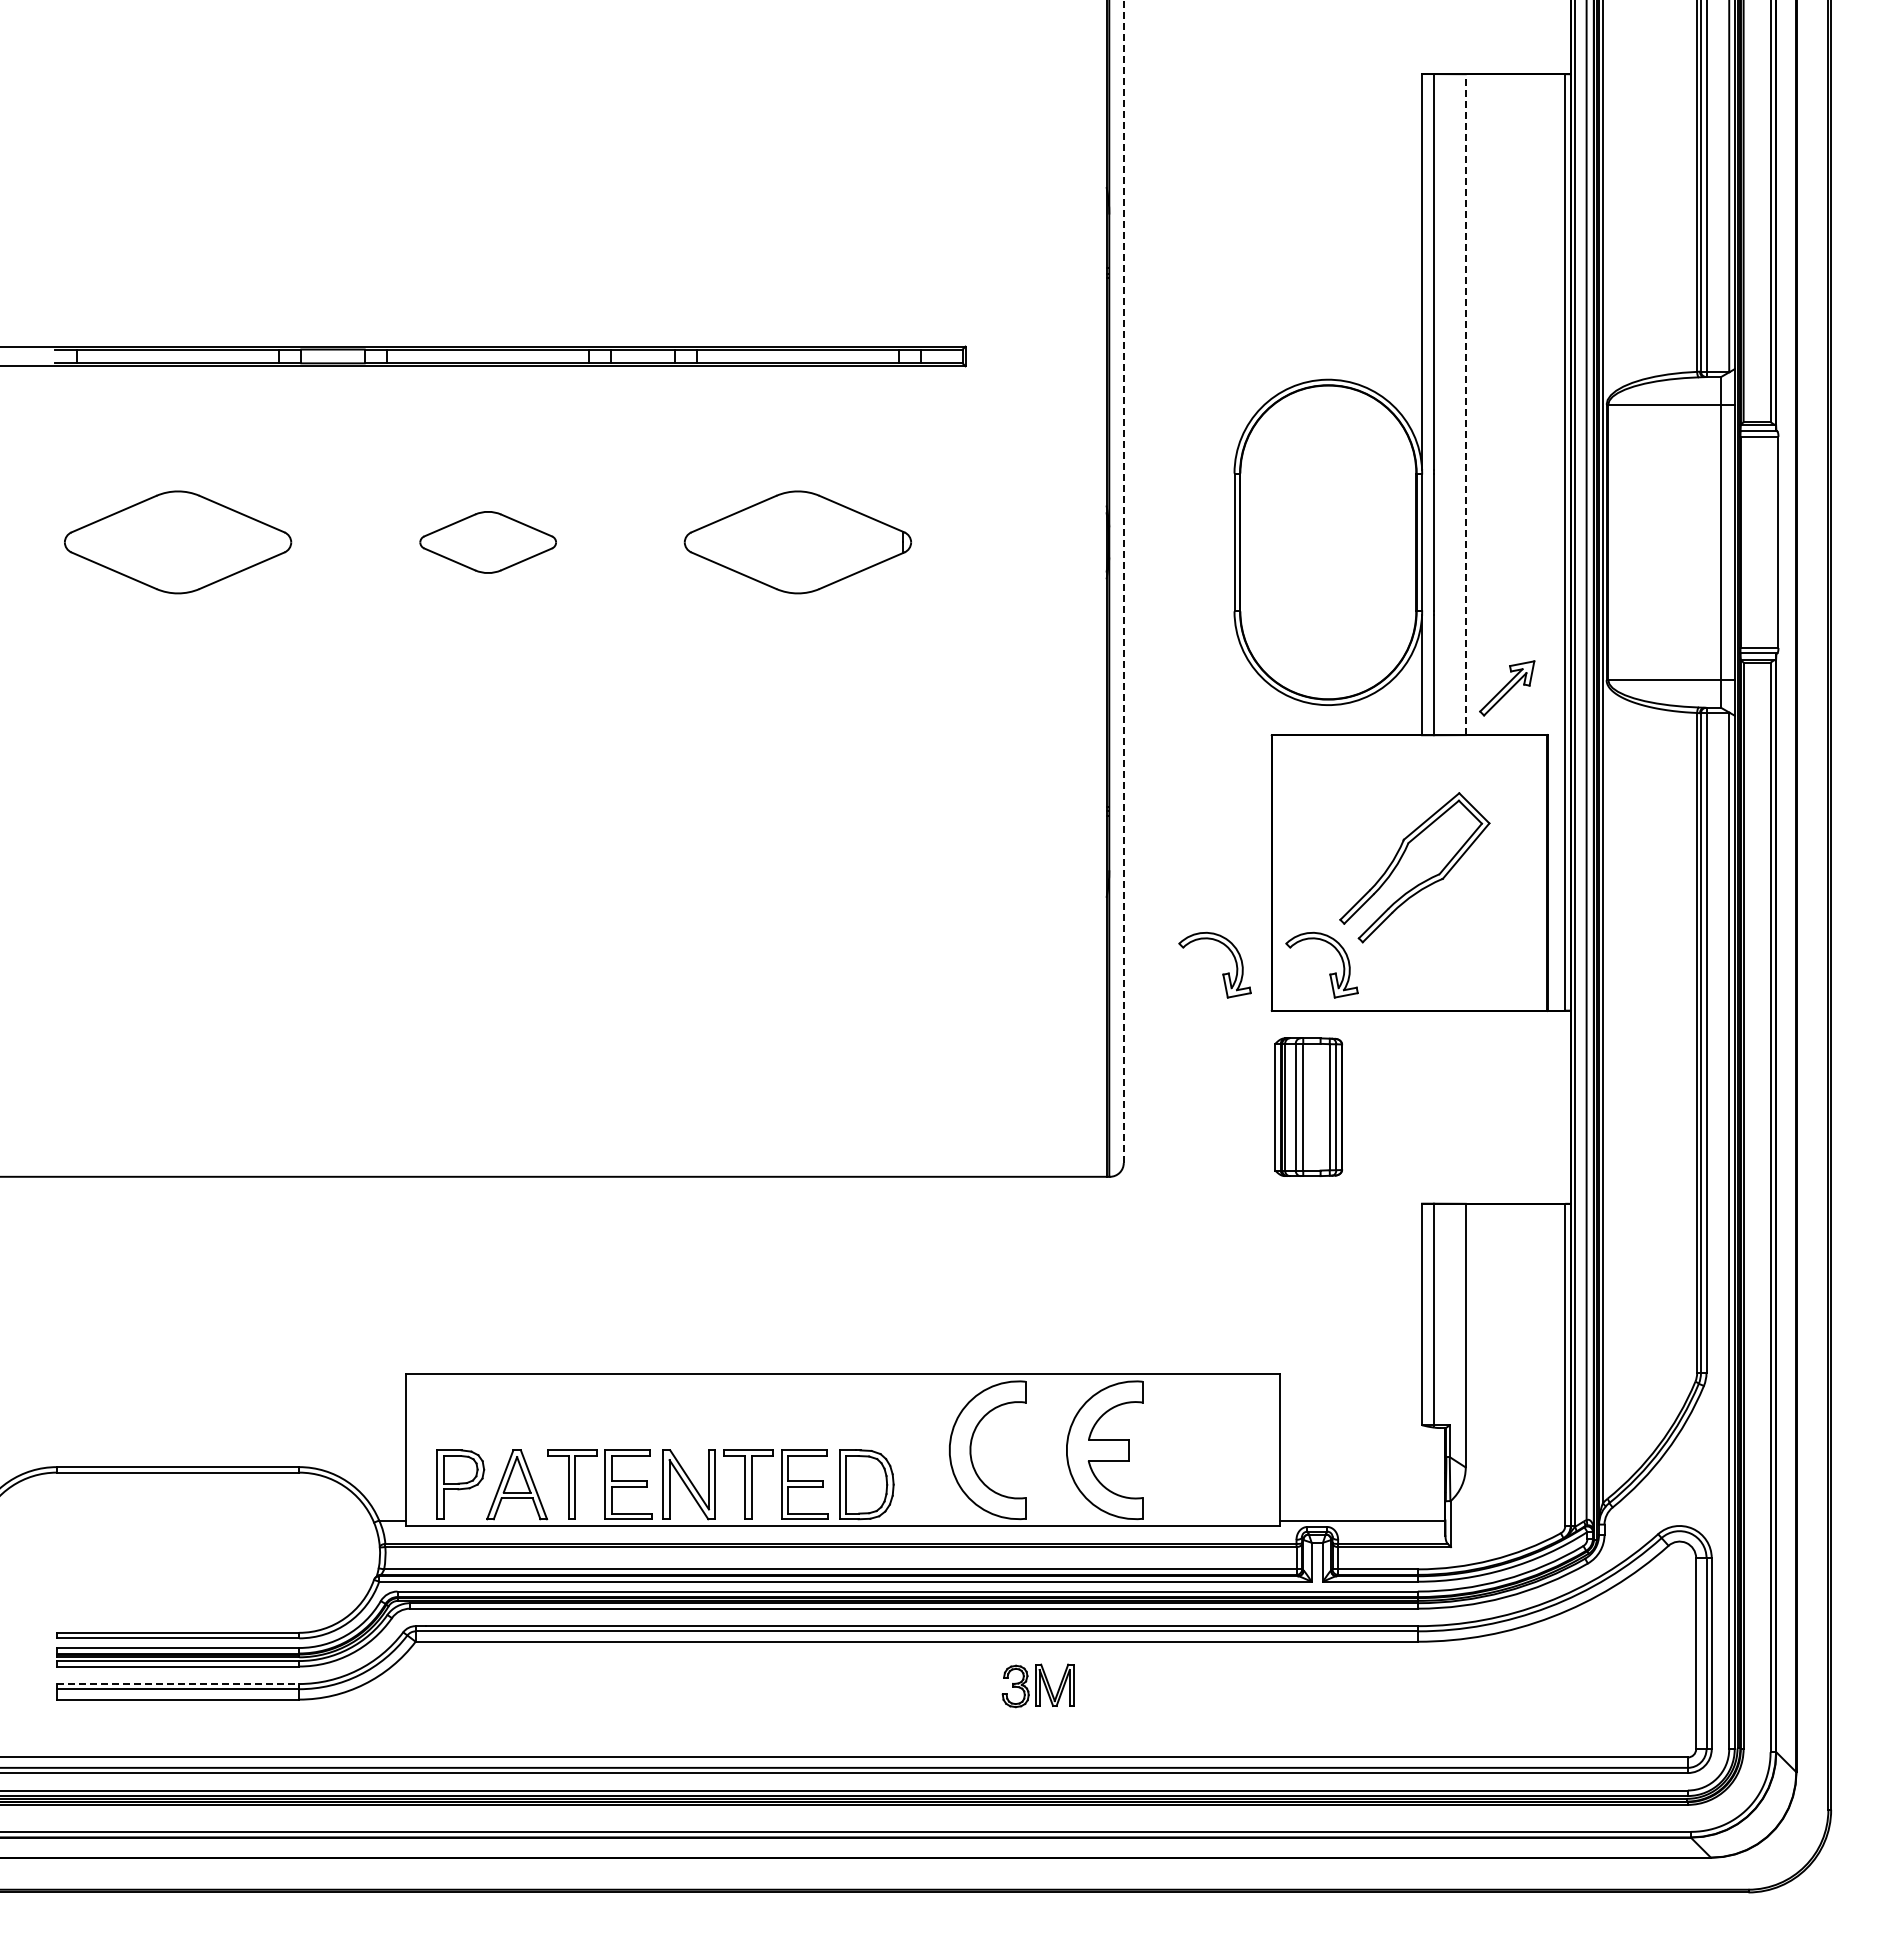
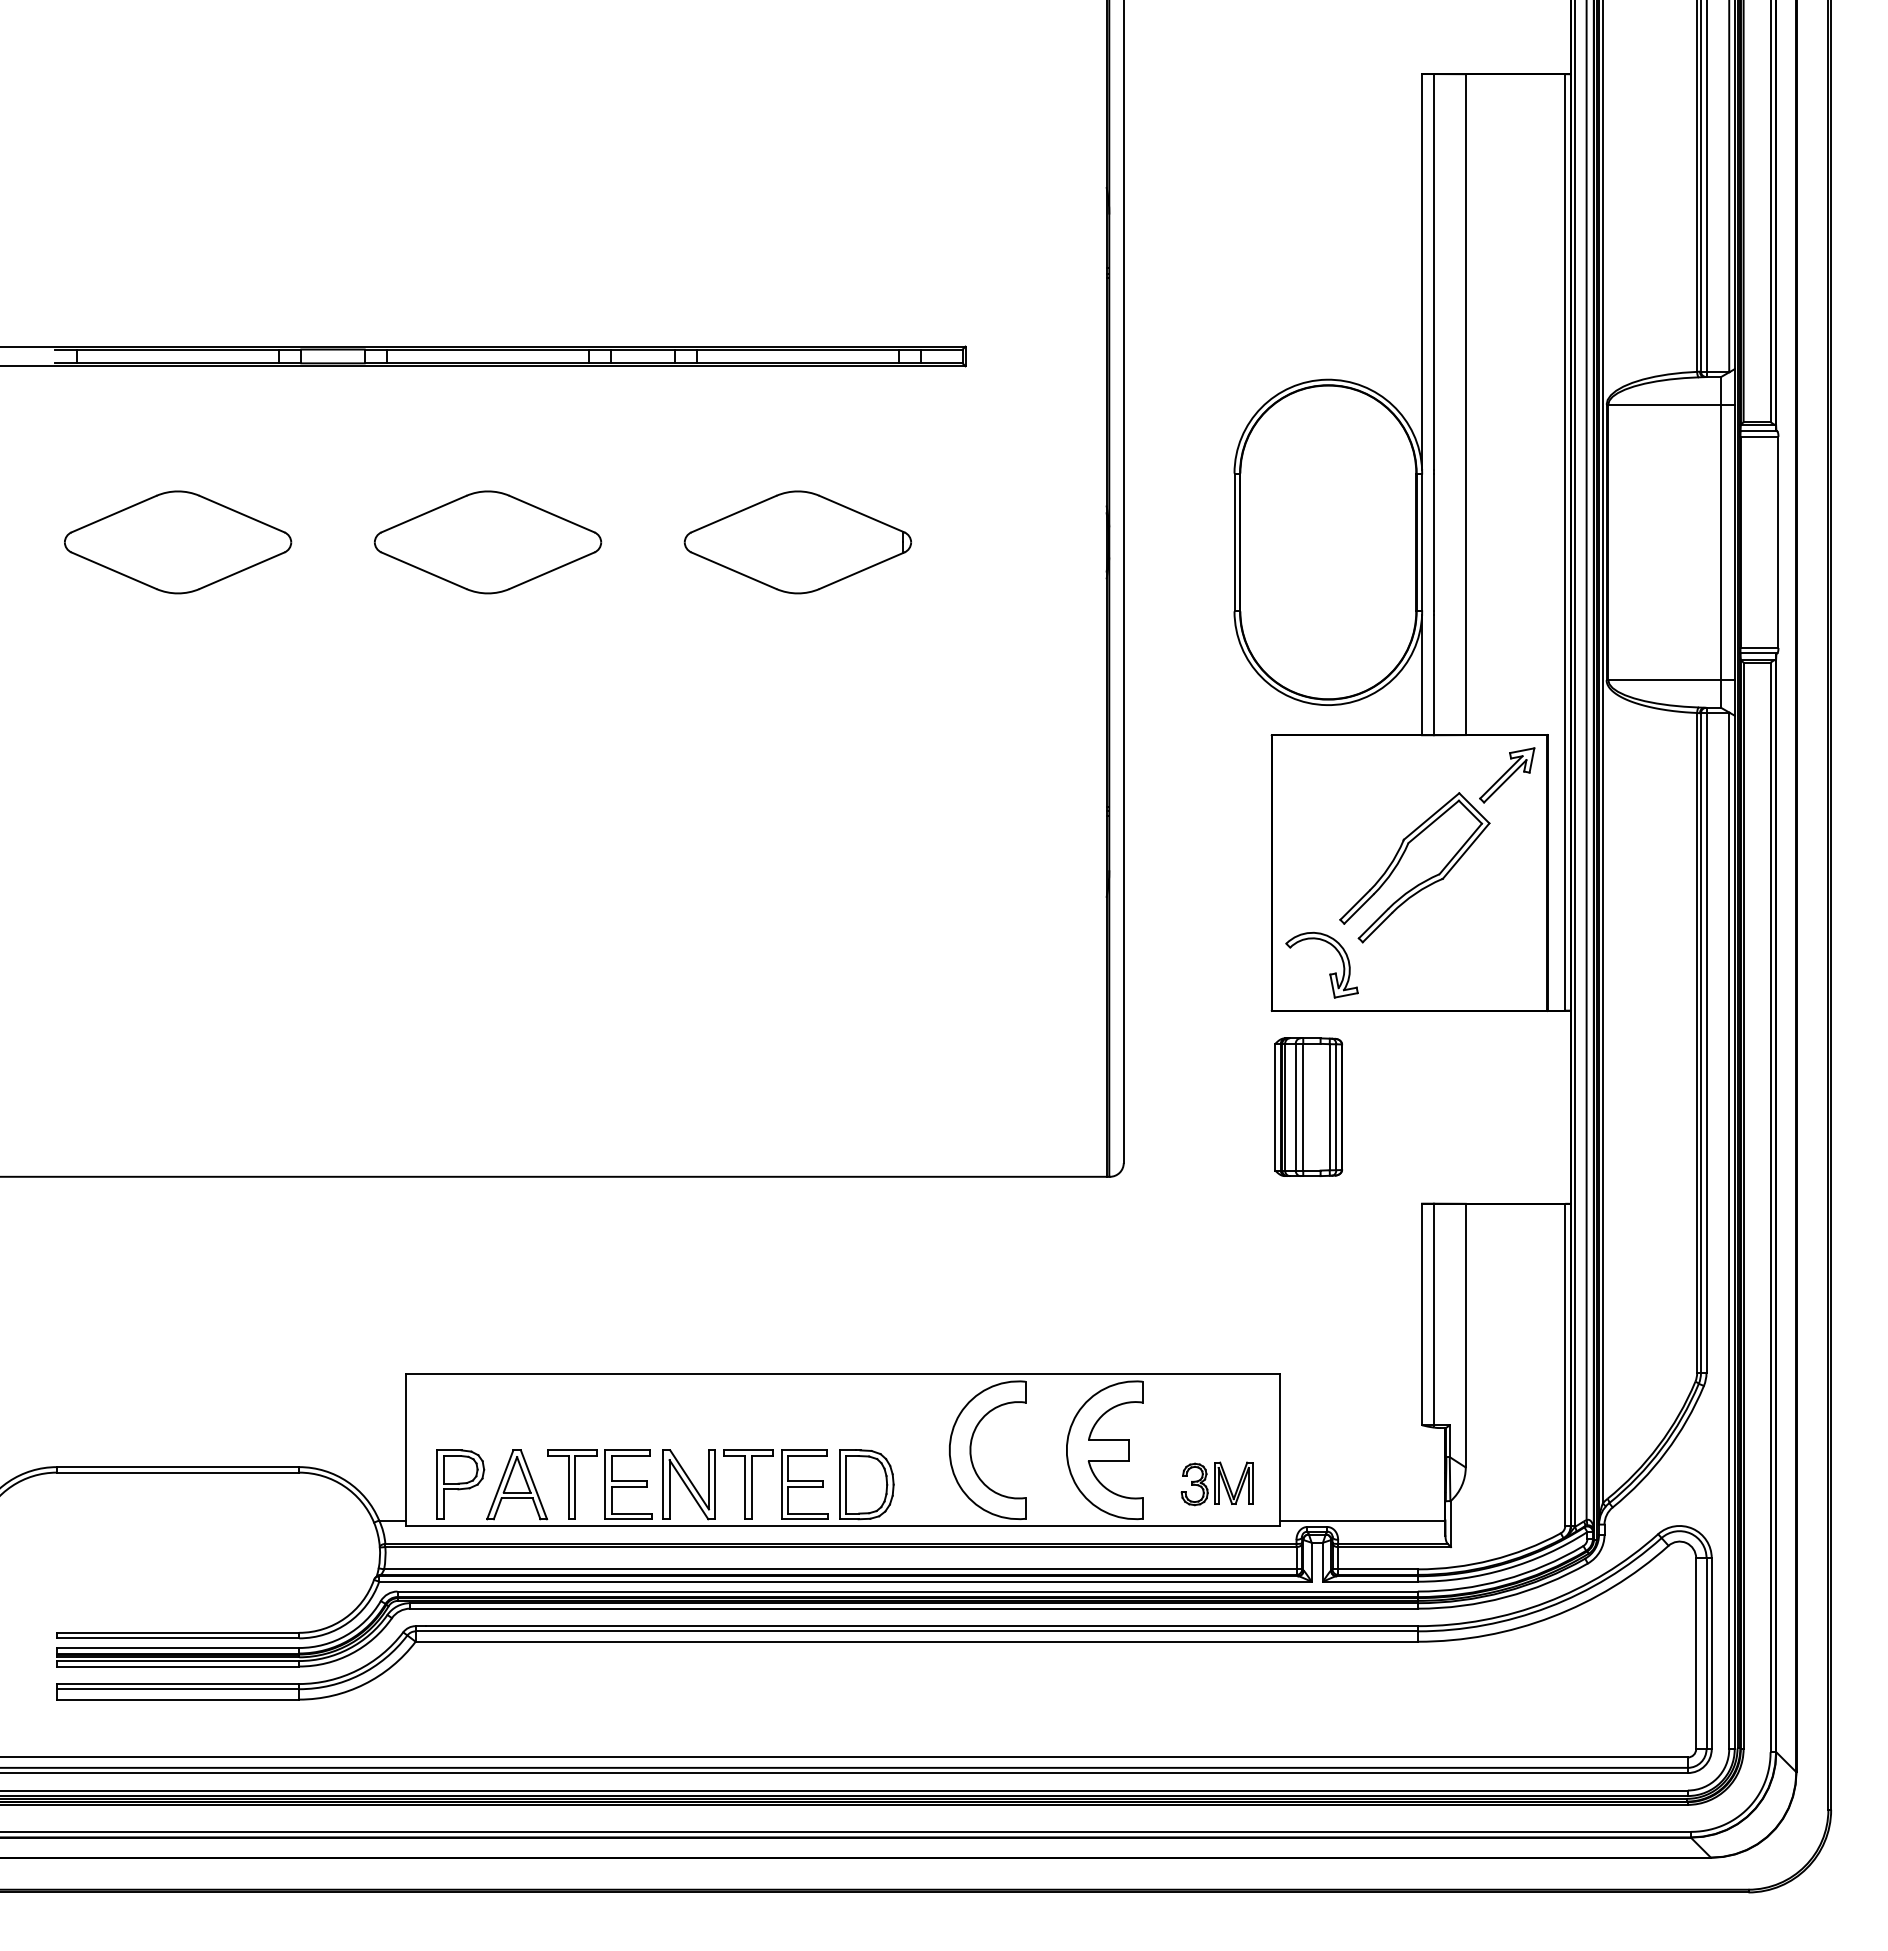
line: dashed -> solid (1465, 404)
part size: 138x63 px -> 229x105 px (488, 542)
line: dashed -> solid (1123, 581)
part position: (1507, 688) -> (1507, 775) (1507, 775)
part: present -> none (1222, 973)
line: dashed -> solid (178, 1684)
part position: (1037, 1685) -> (1216, 1483) (1216, 1483)
